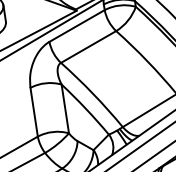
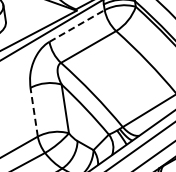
line: solid -> dashed (77, 26)
line: solid -> dashed (34, 112)
